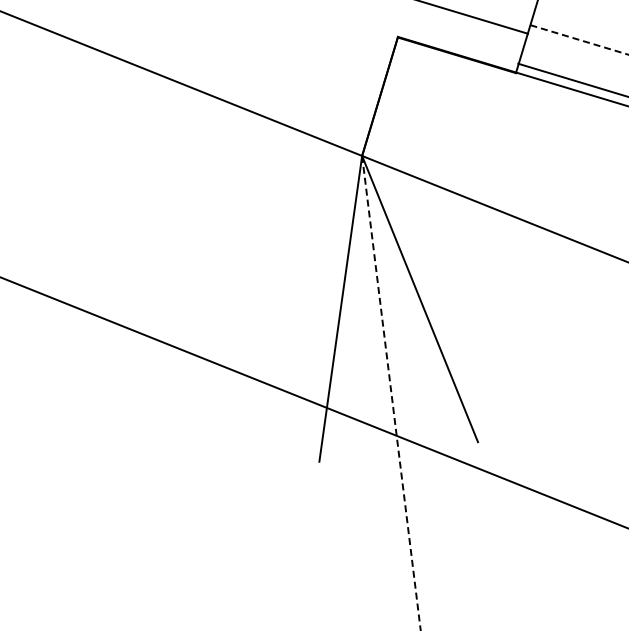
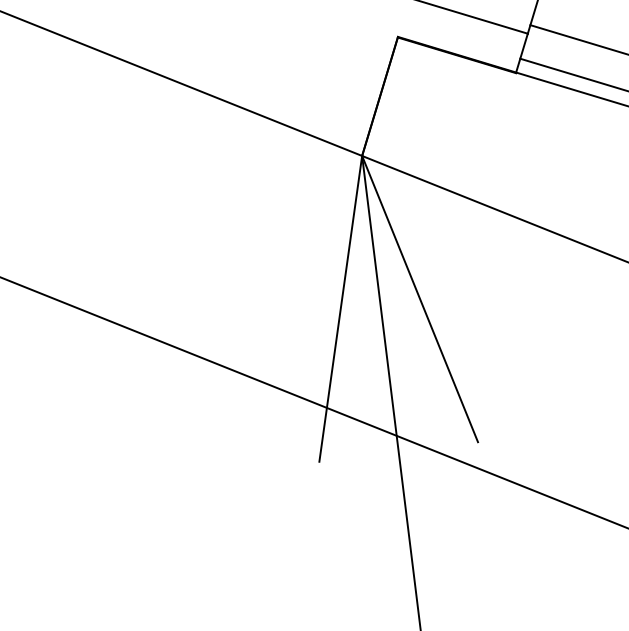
line: dashed -> solid (580, 40)
line position: (571, 79) -> (572, 74) (572, 74)
line: dashed -> solid (391, 393)
